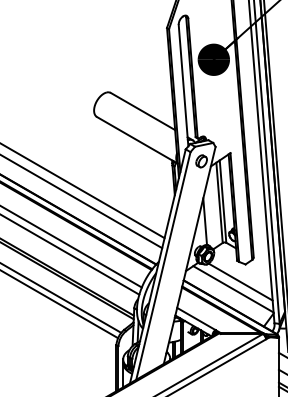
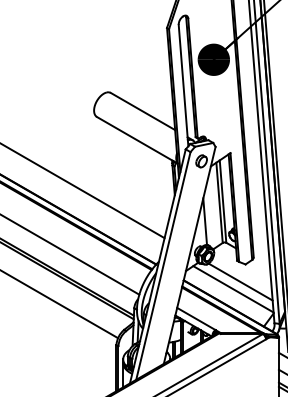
line: present -> none (82, 202)
line: present -> none (71, 246)
line: present -> none (61, 298)
